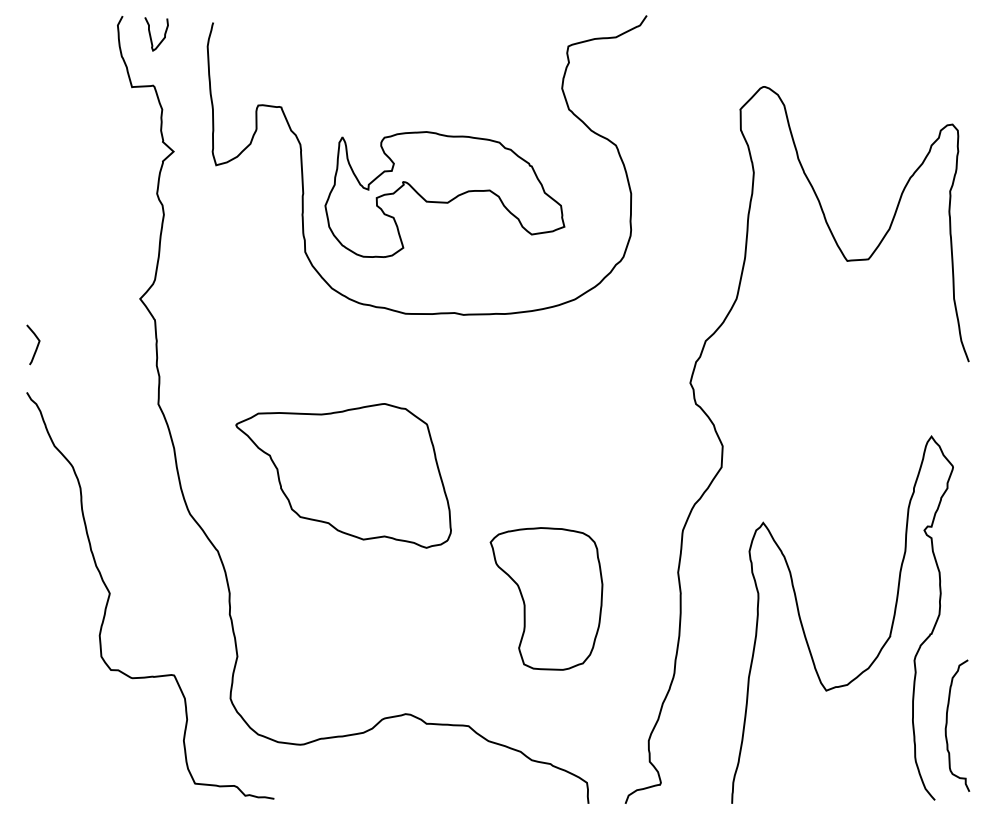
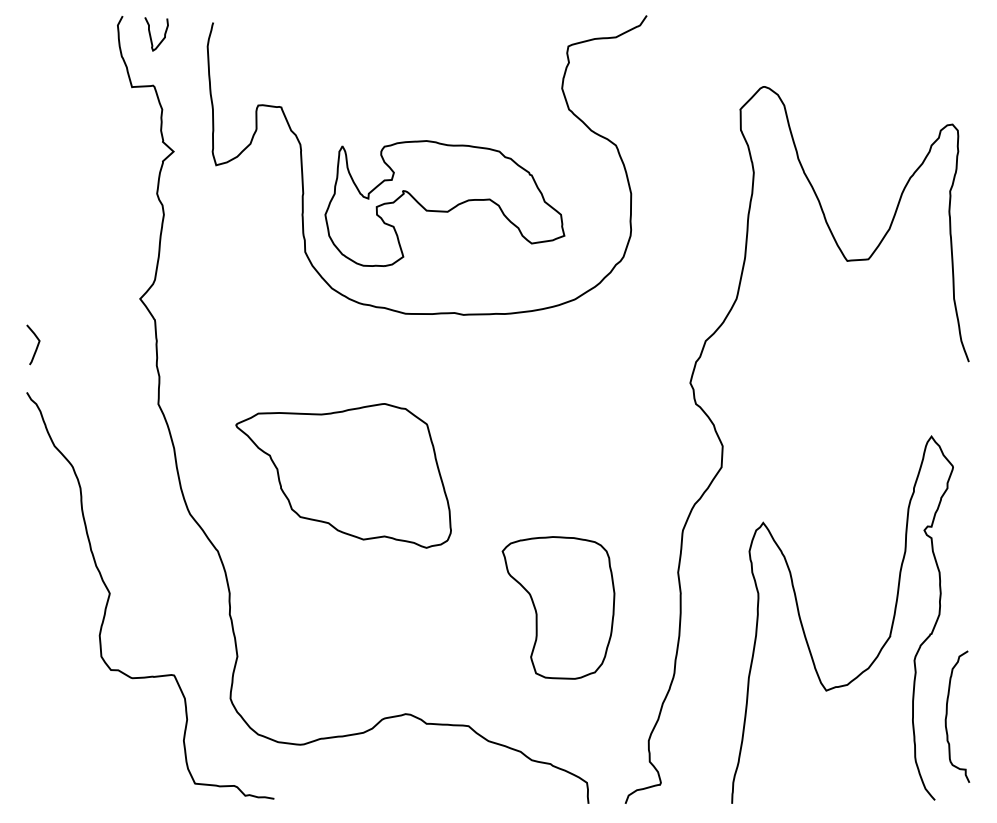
part position: (444, 194) -> (444, 203) (444, 203)
part position: (546, 598) -> (558, 607) (558, 607)
curve position: (947, 725) -> (947, 716) (947, 716)
